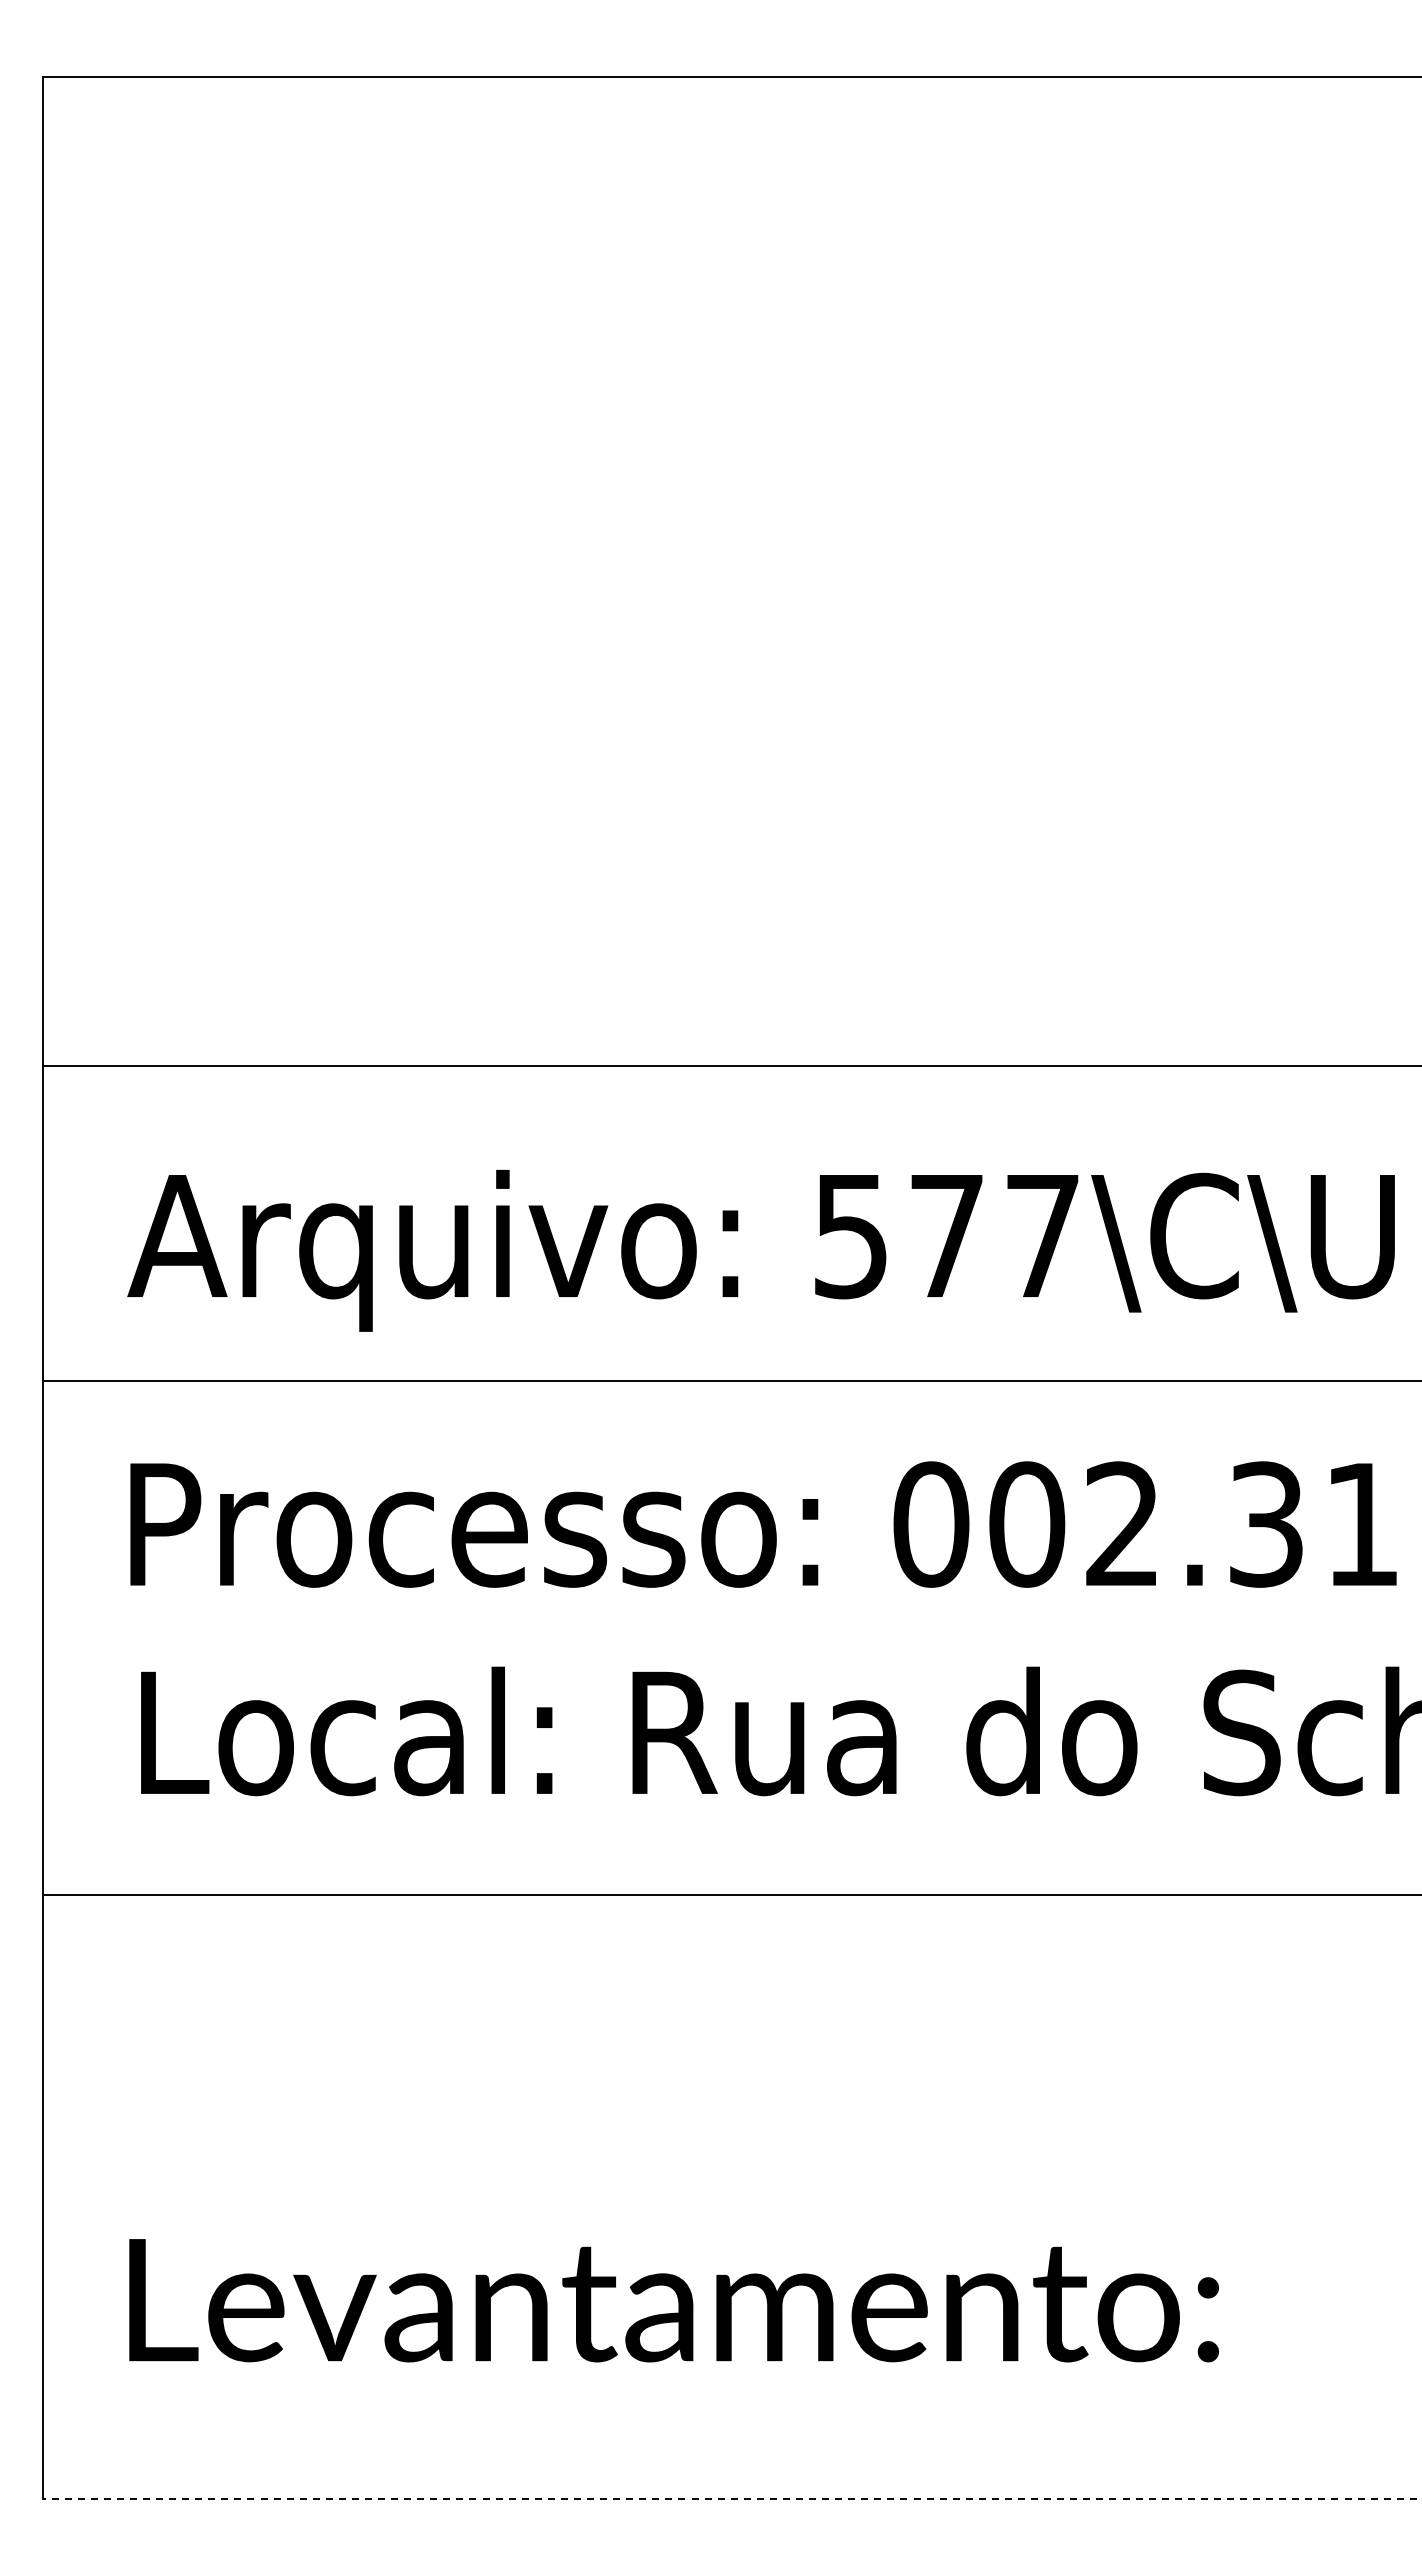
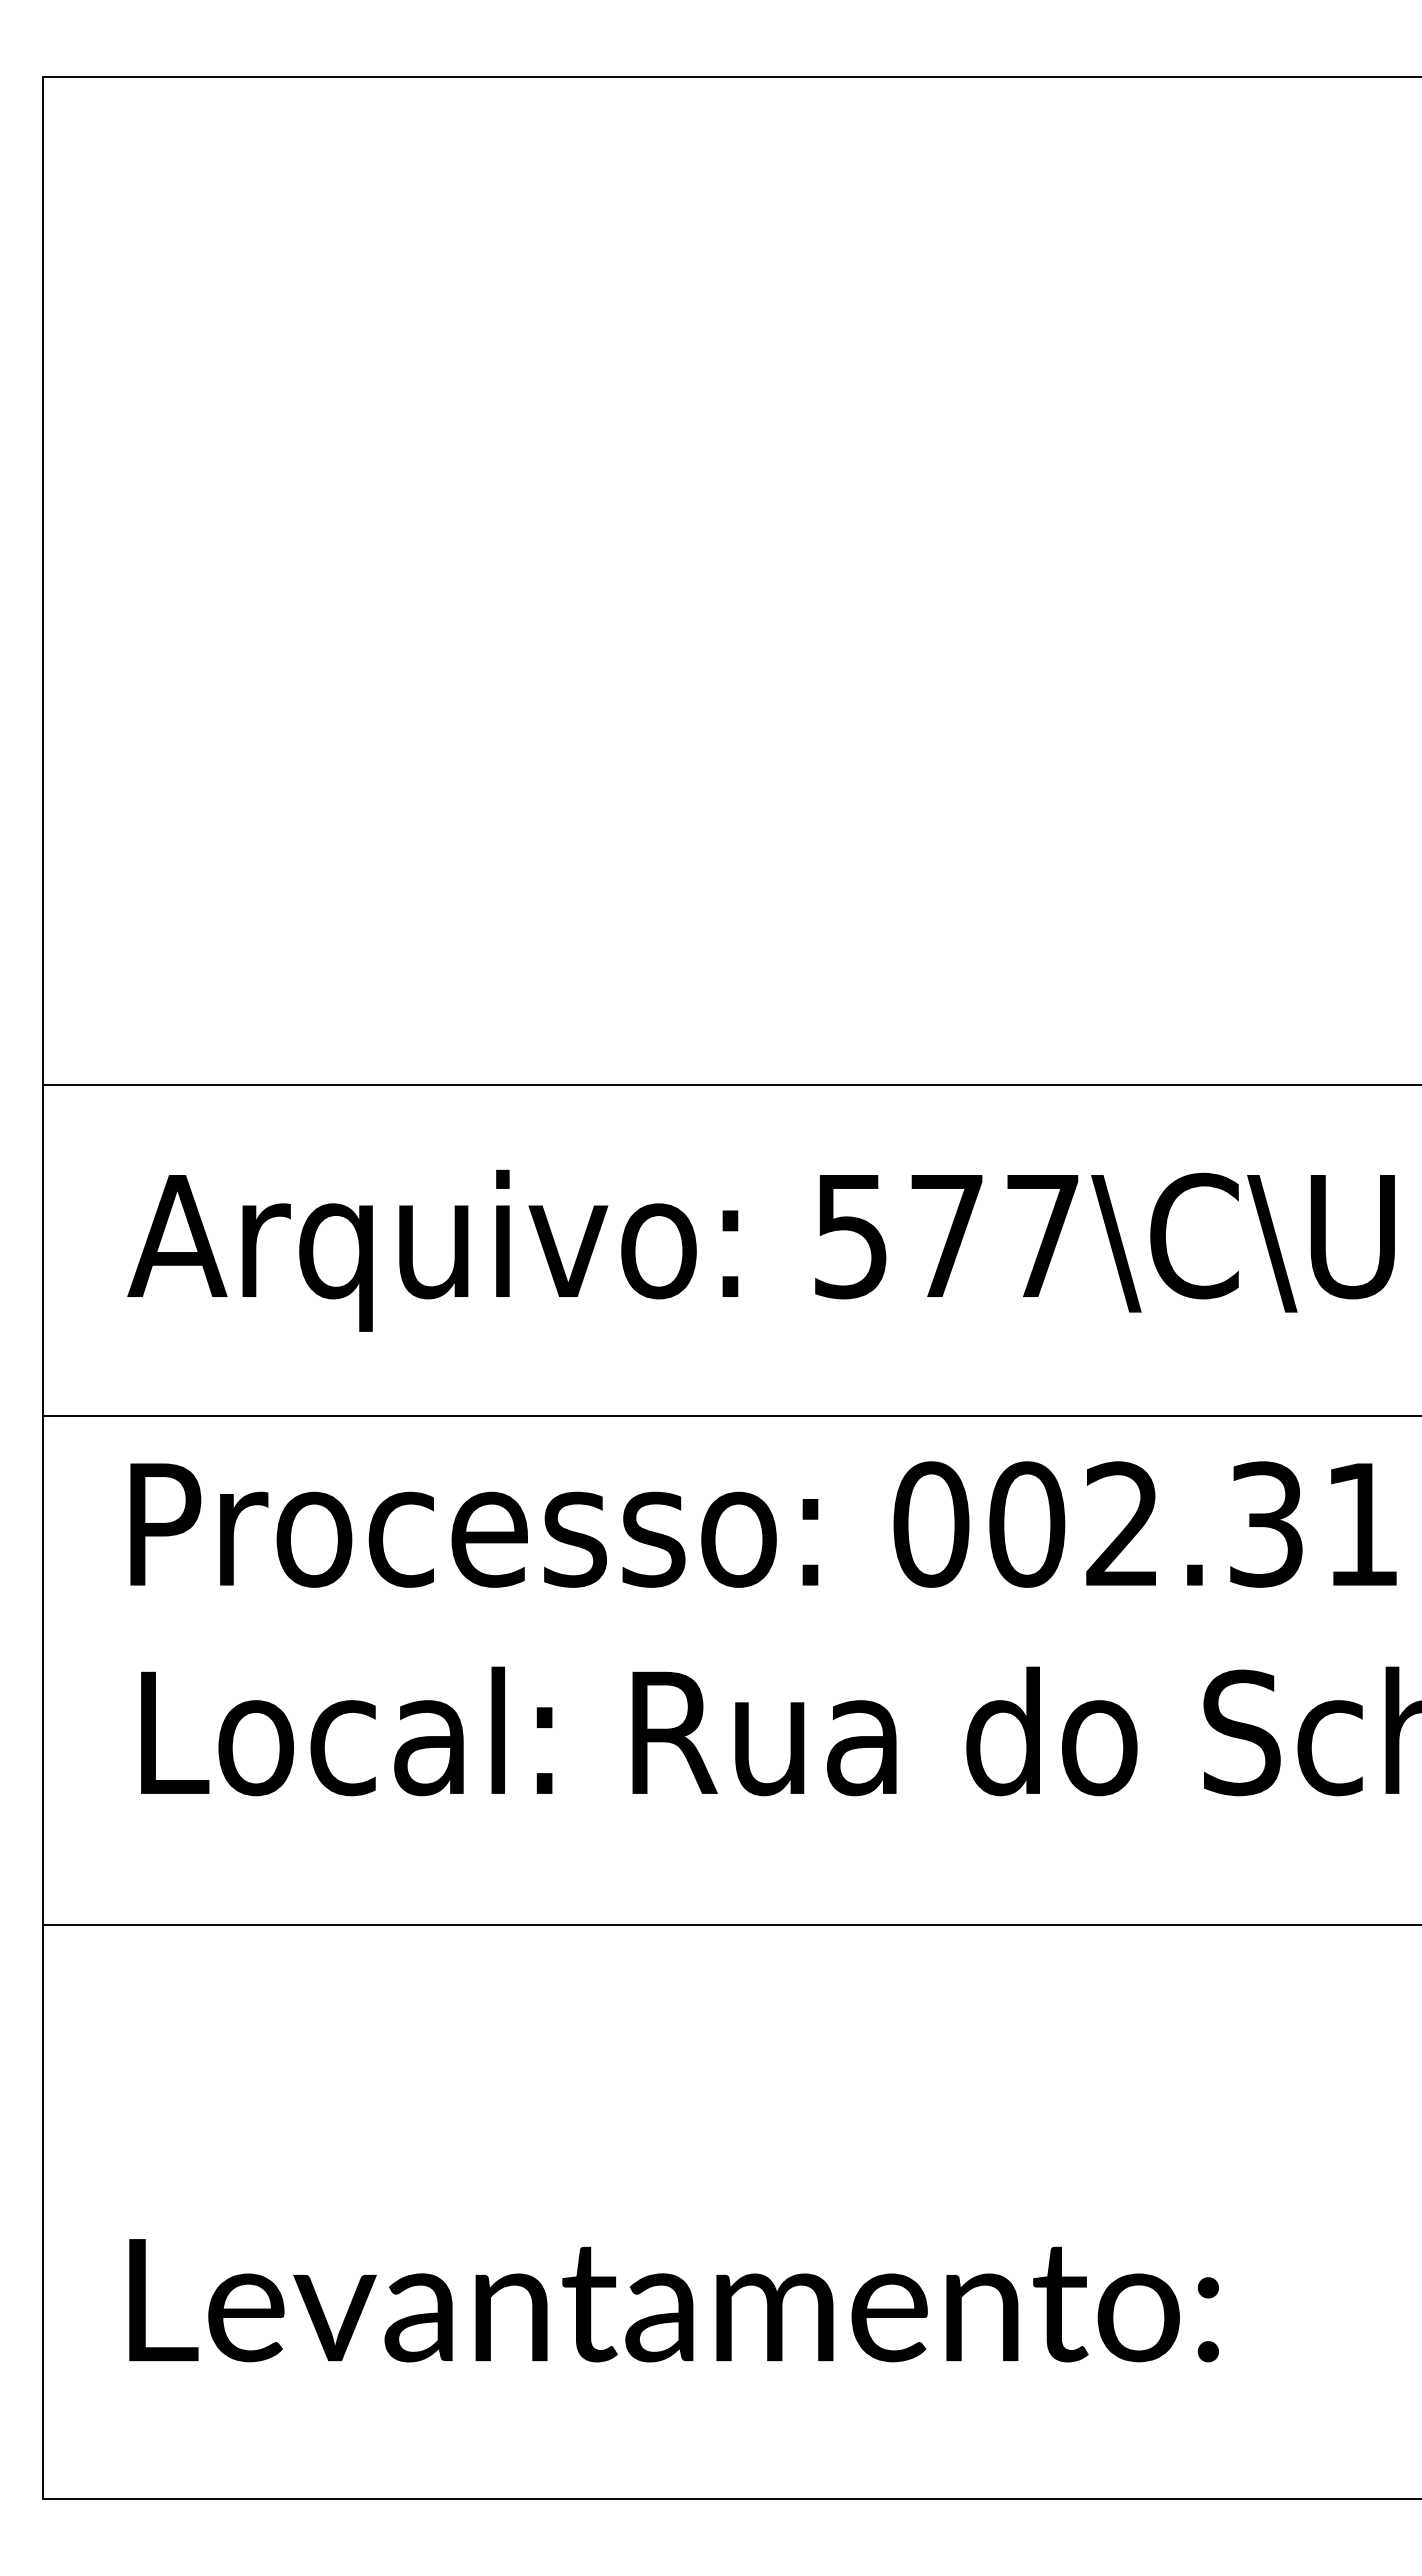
line position: (730, 1066) -> (730, 1085) (730, 1085)
line position: (730, 1381) -> (730, 1416) (730, 1416)
line position: (730, 1894) -> (730, 1924) (730, 1924)
line: dashed -> solid (731, 2498)
